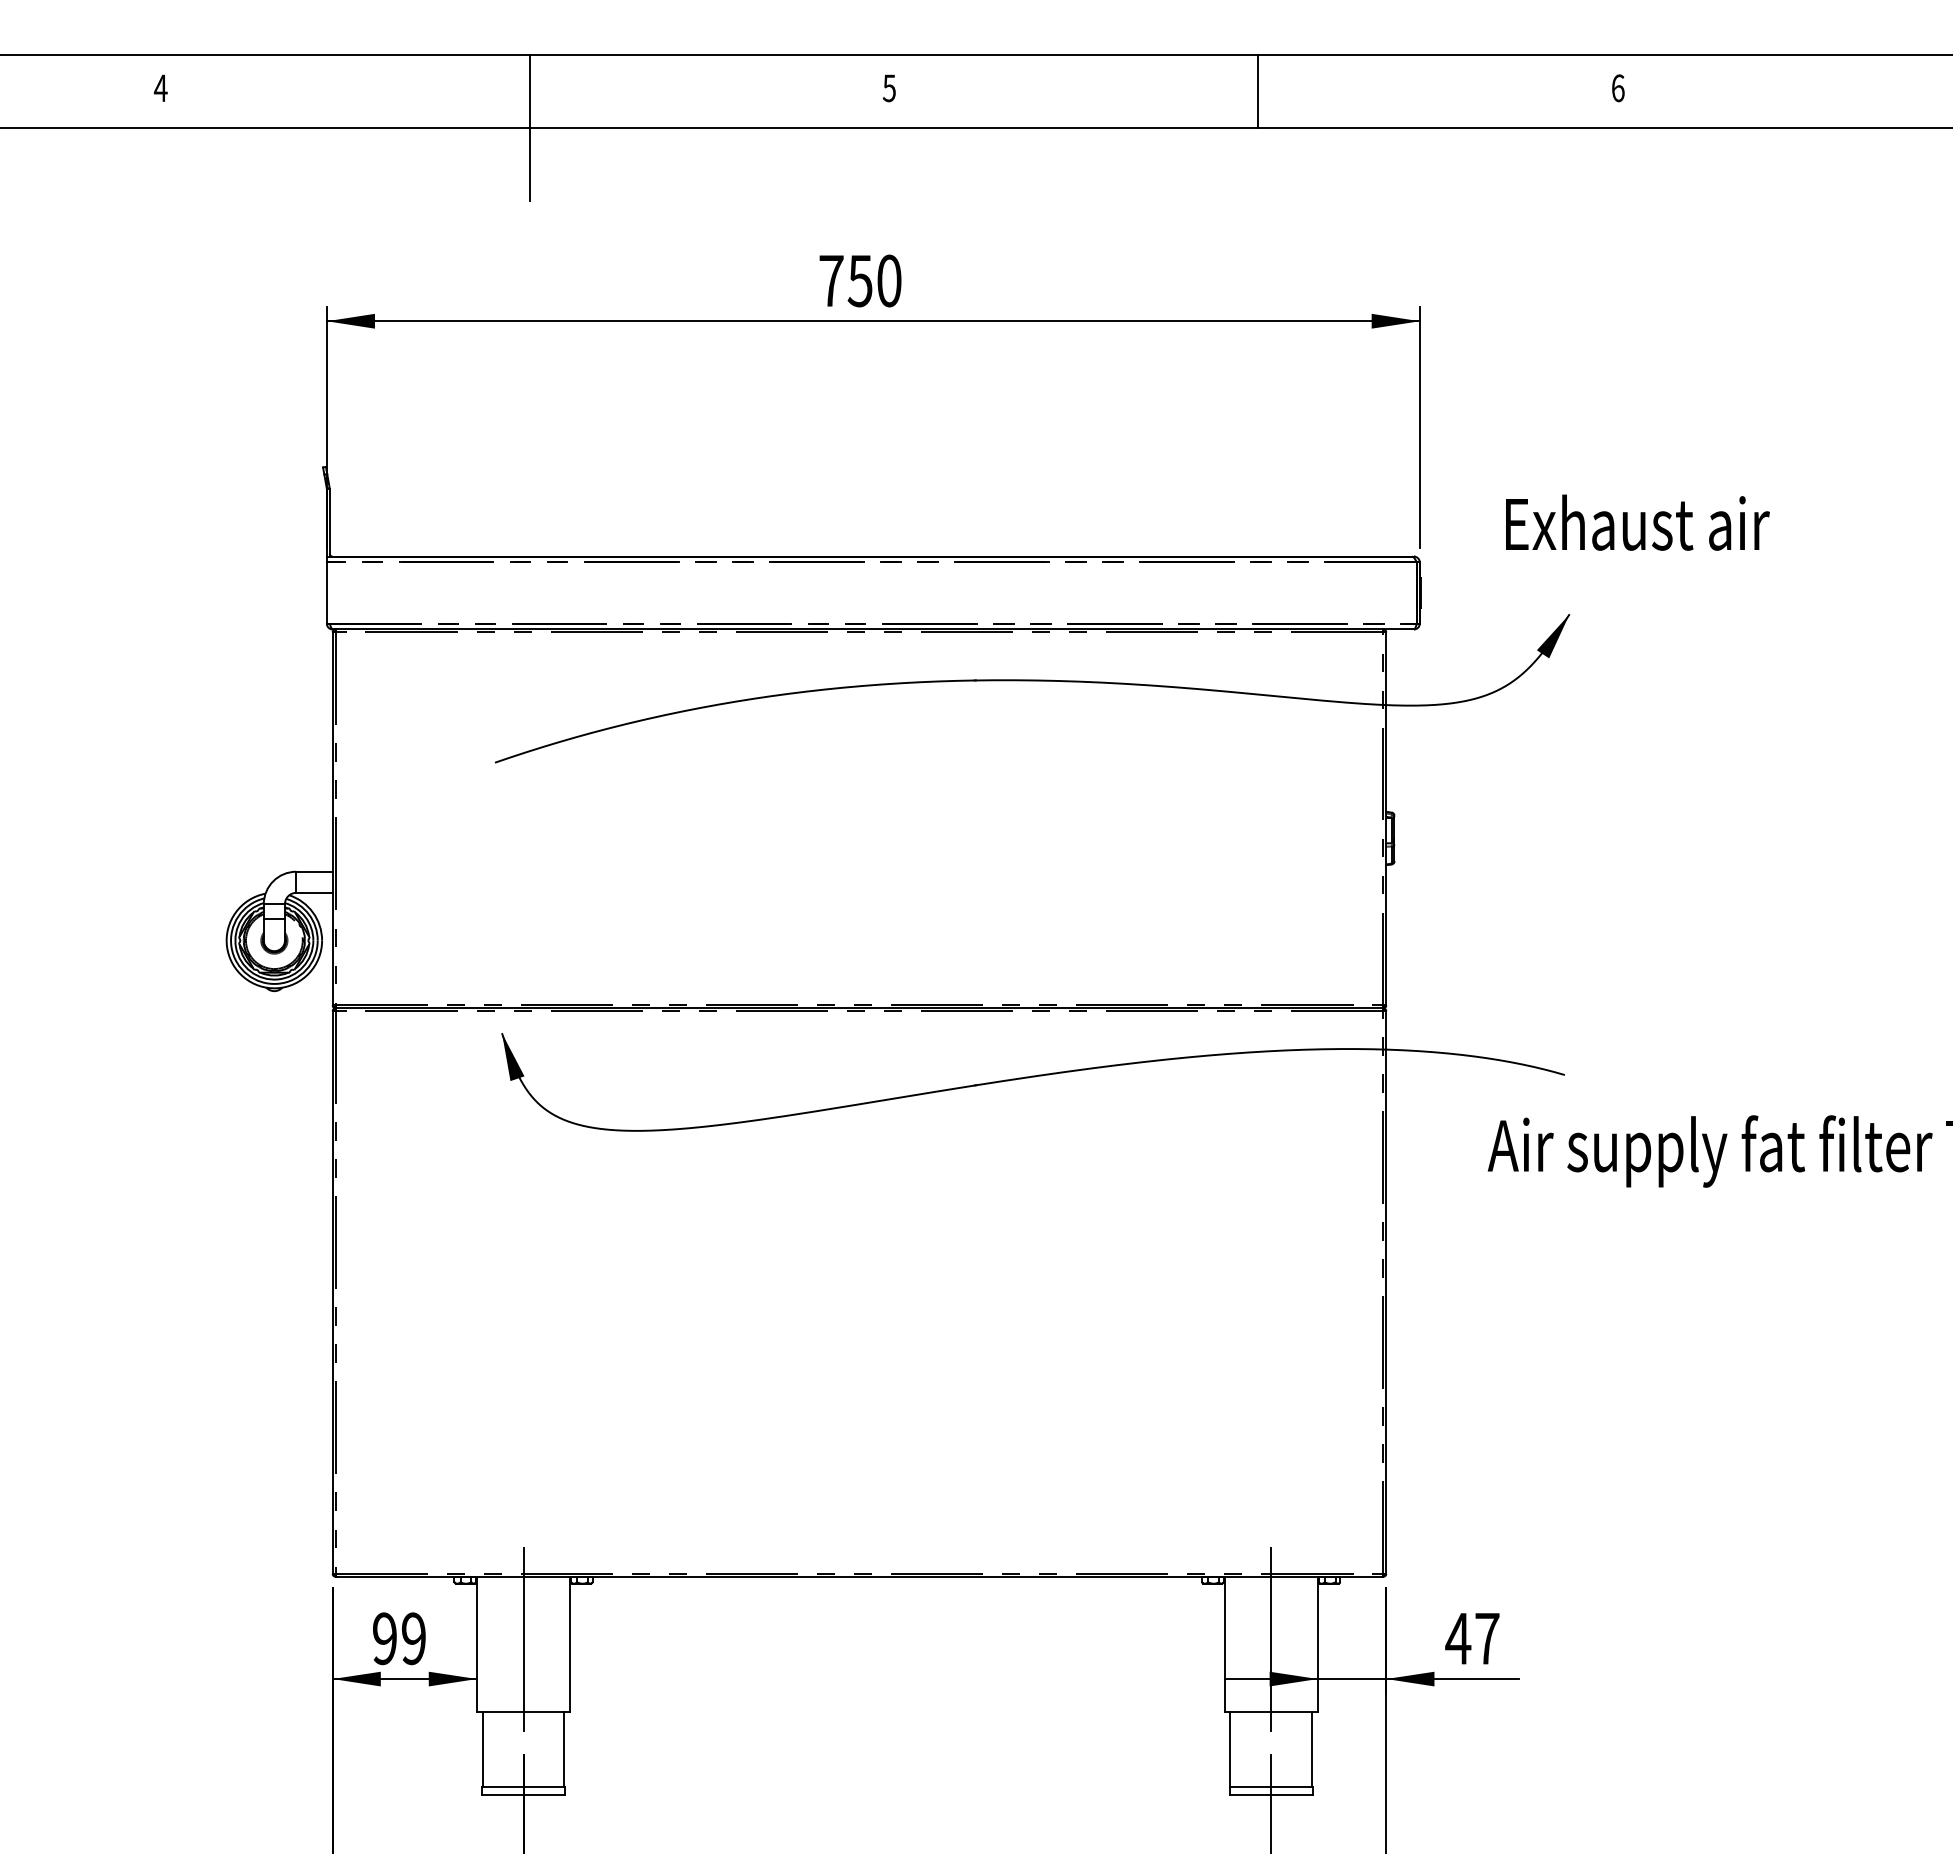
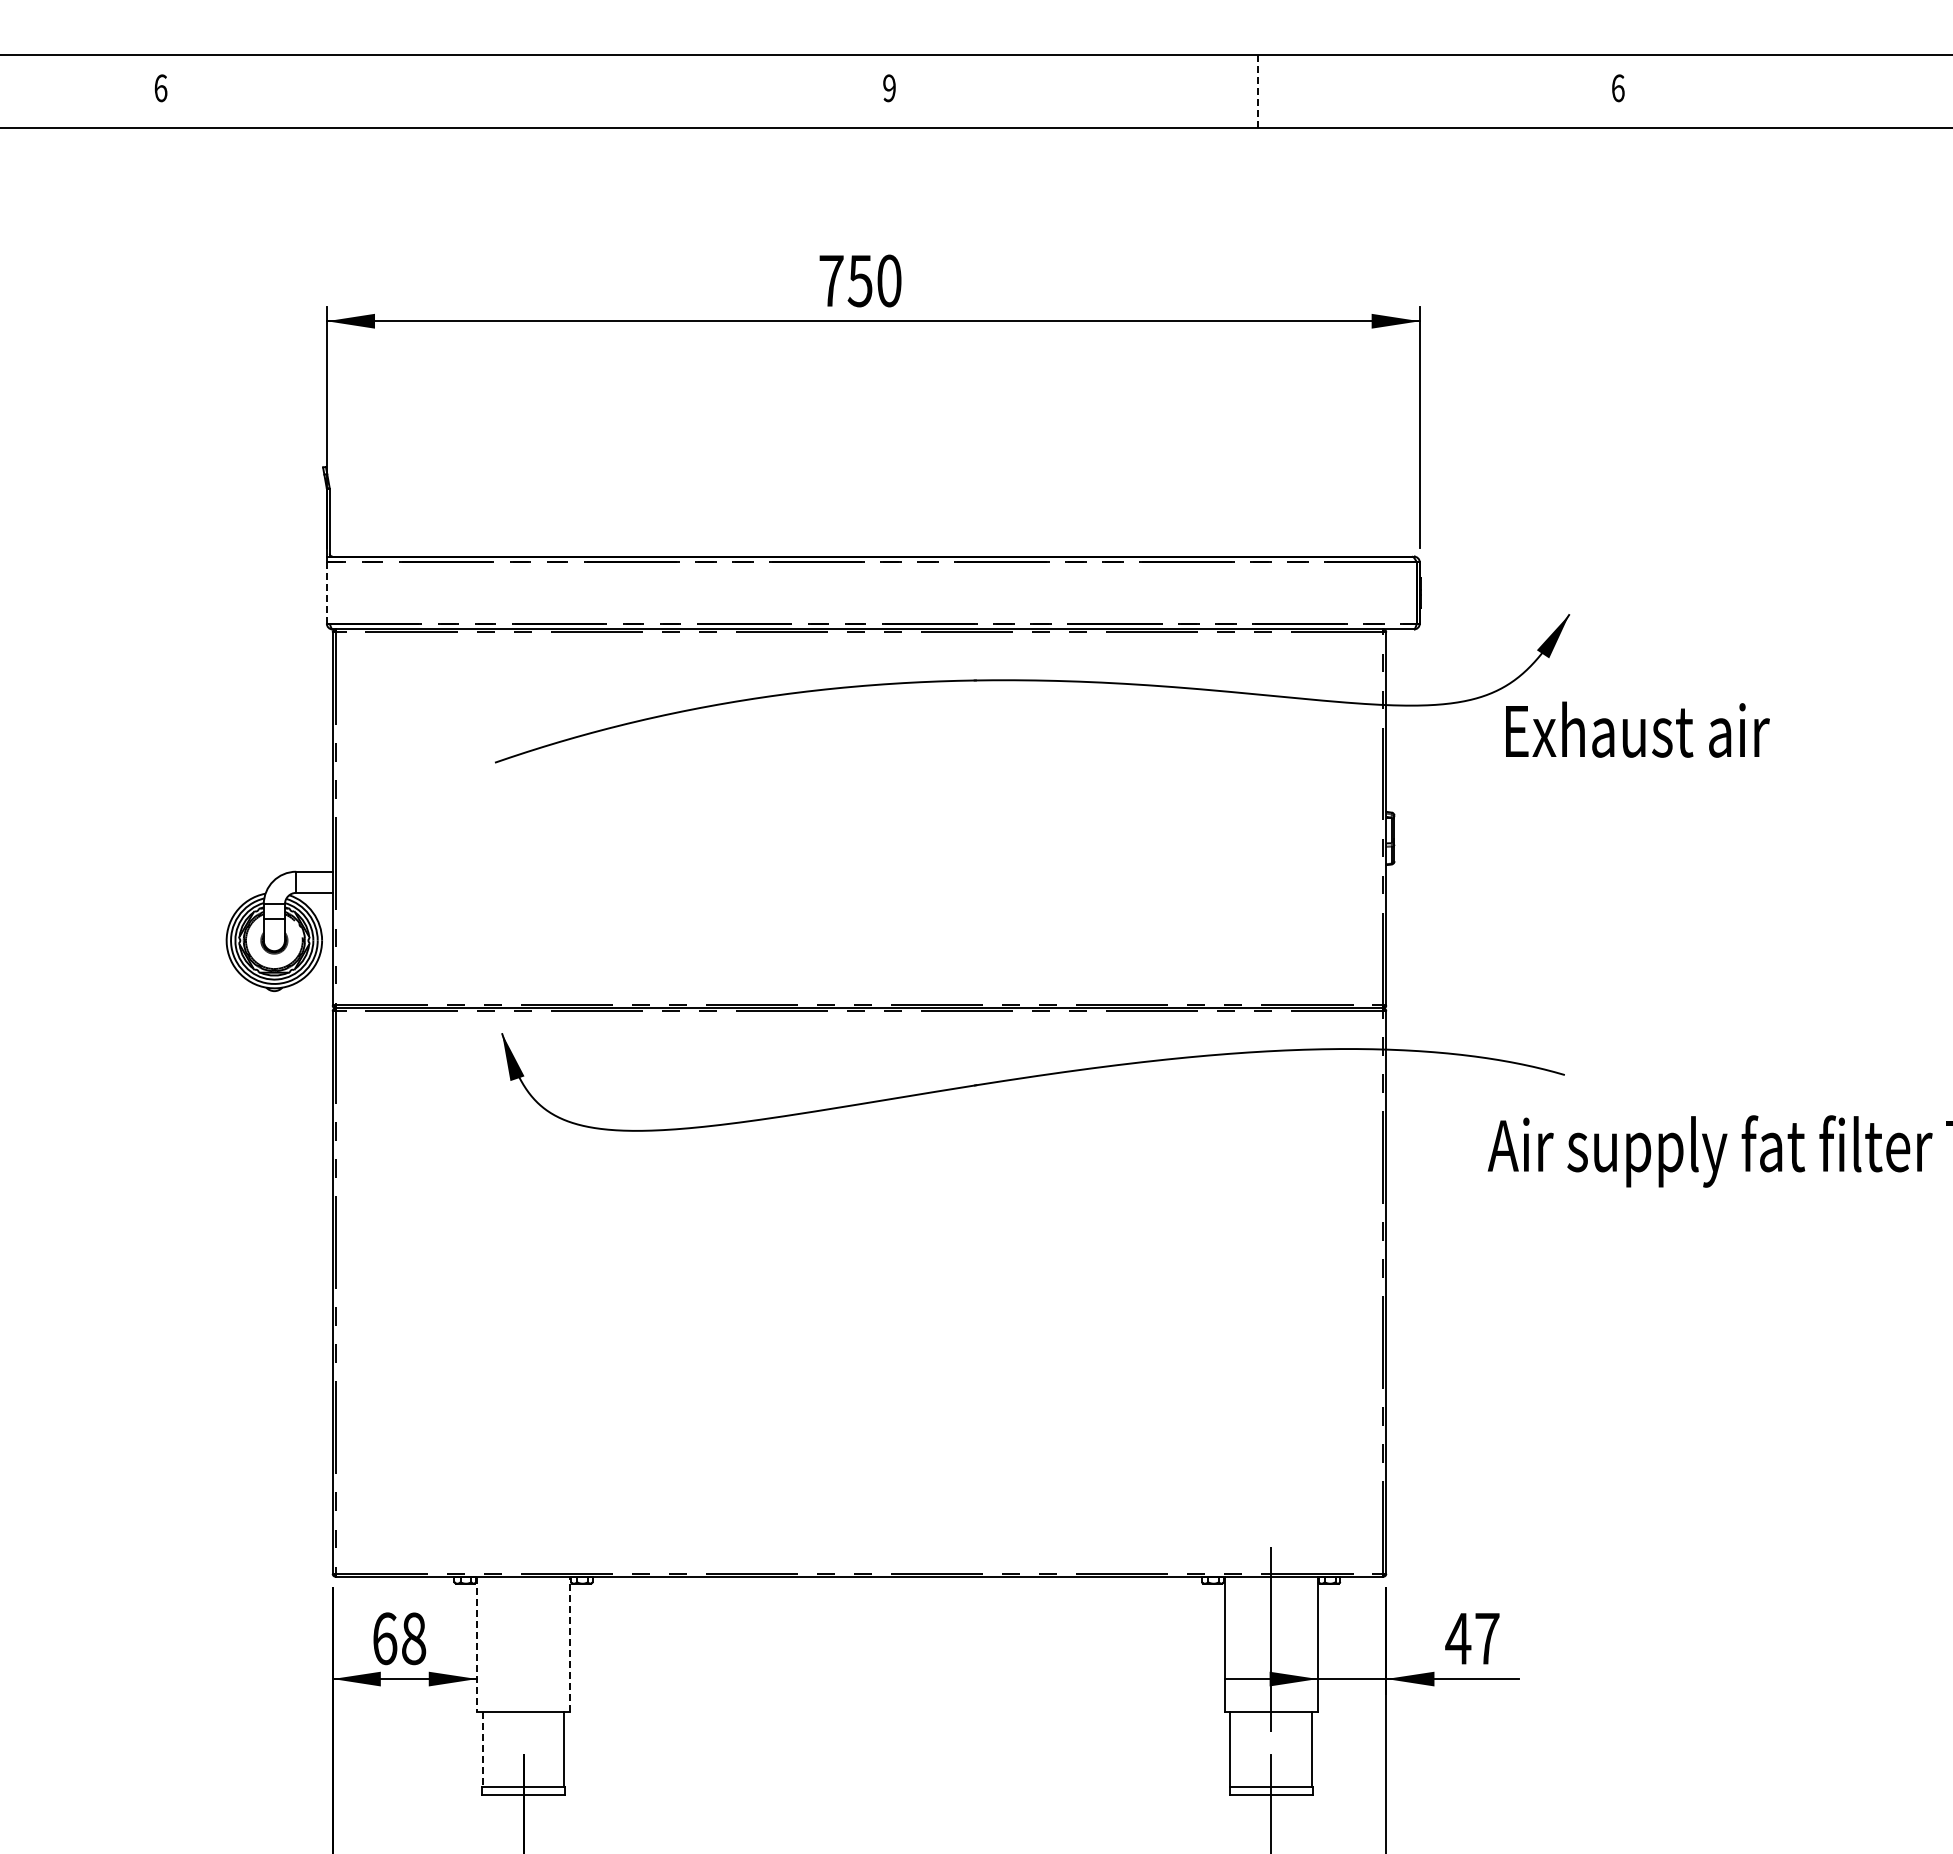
text: 4 -> 6 (160, 88)
text: 5 -> 9 (888, 88)
line: solid -> dashed (1258, 91)
line: present -> none (529, 128)
text position: (1637, 522) -> (1637, 729) (1637, 729)
line: solid -> dashed (326, 593)
text: 99 -> 68 (399, 1638)
line: present -> none (523, 1643)
line: solid -> dashed (570, 1643)
line: solid -> dashed (476, 1644)
line: solid -> dashed (482, 1749)
